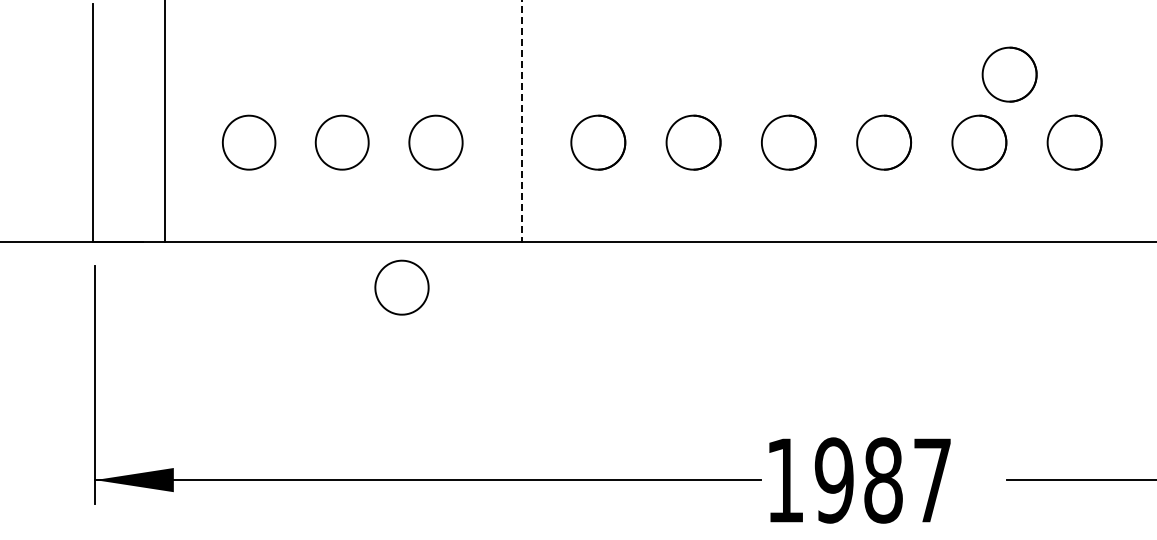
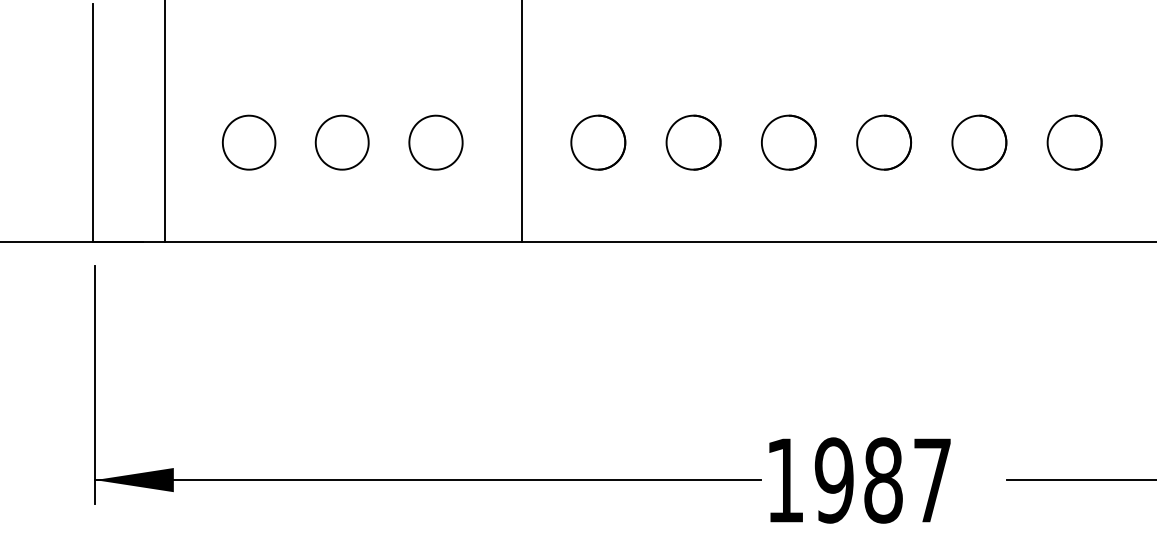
part: present -> none (1009, 74)
line: dashed -> solid (521, 121)
part: present -> none (401, 287)
